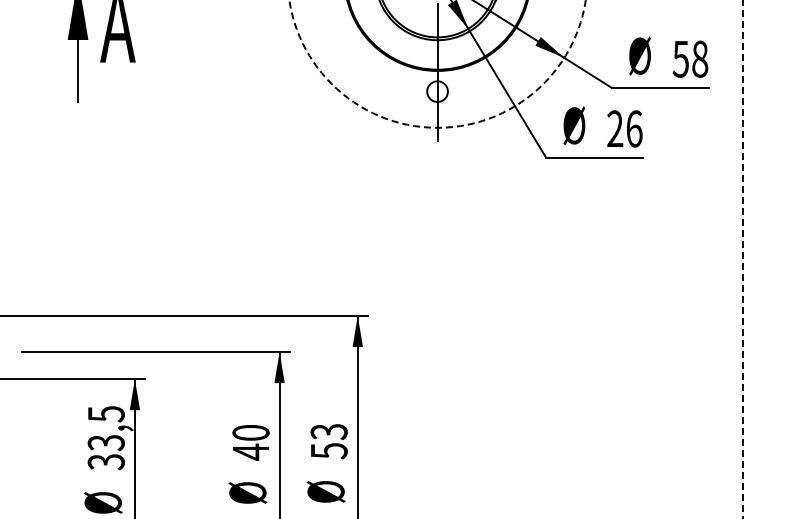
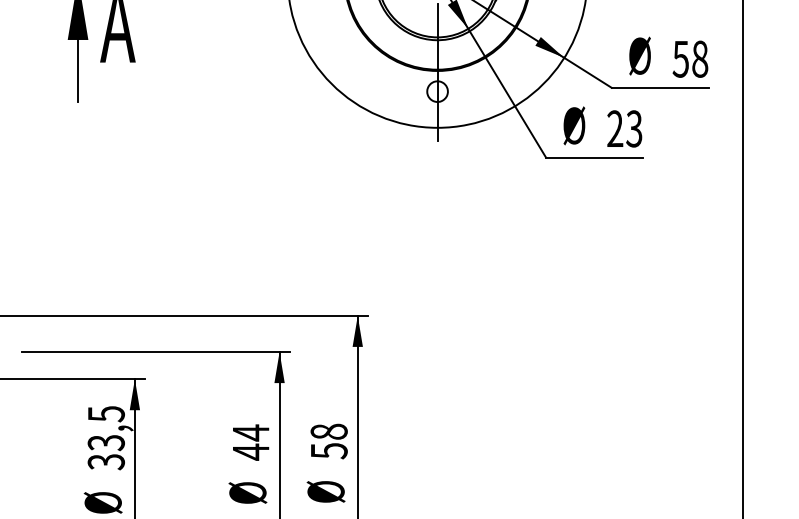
circle: dashed -> solid (437, 63)
text: 26 -> 23 (634, 128)
line: dashed -> solid (743, 259)
text: 53 -> 58 (328, 431)
text: 40 -> 44 (250, 432)
